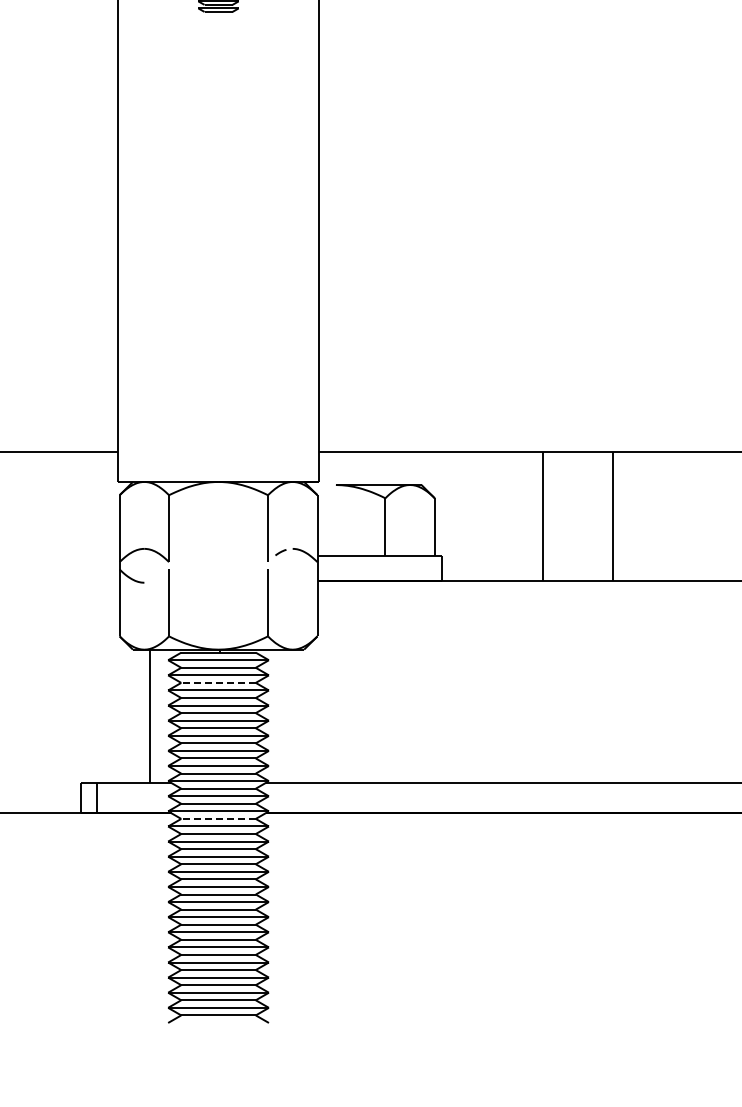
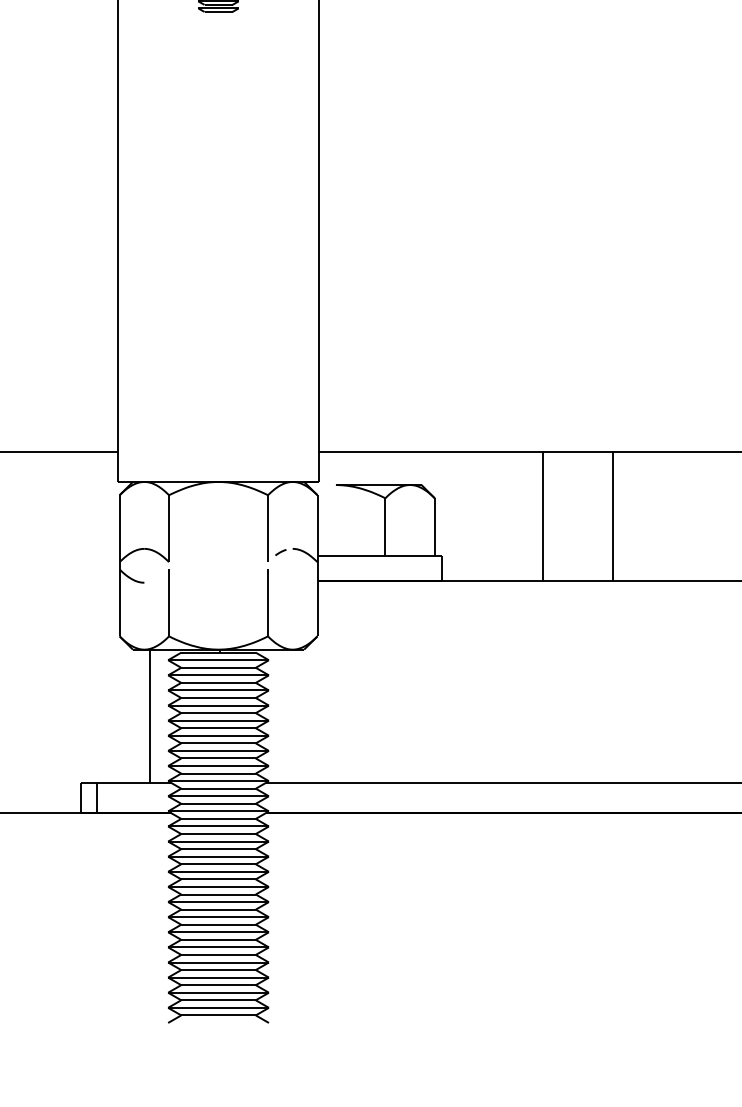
line: dashed -> solid (218, 682)
line: dashed -> solid (218, 818)
